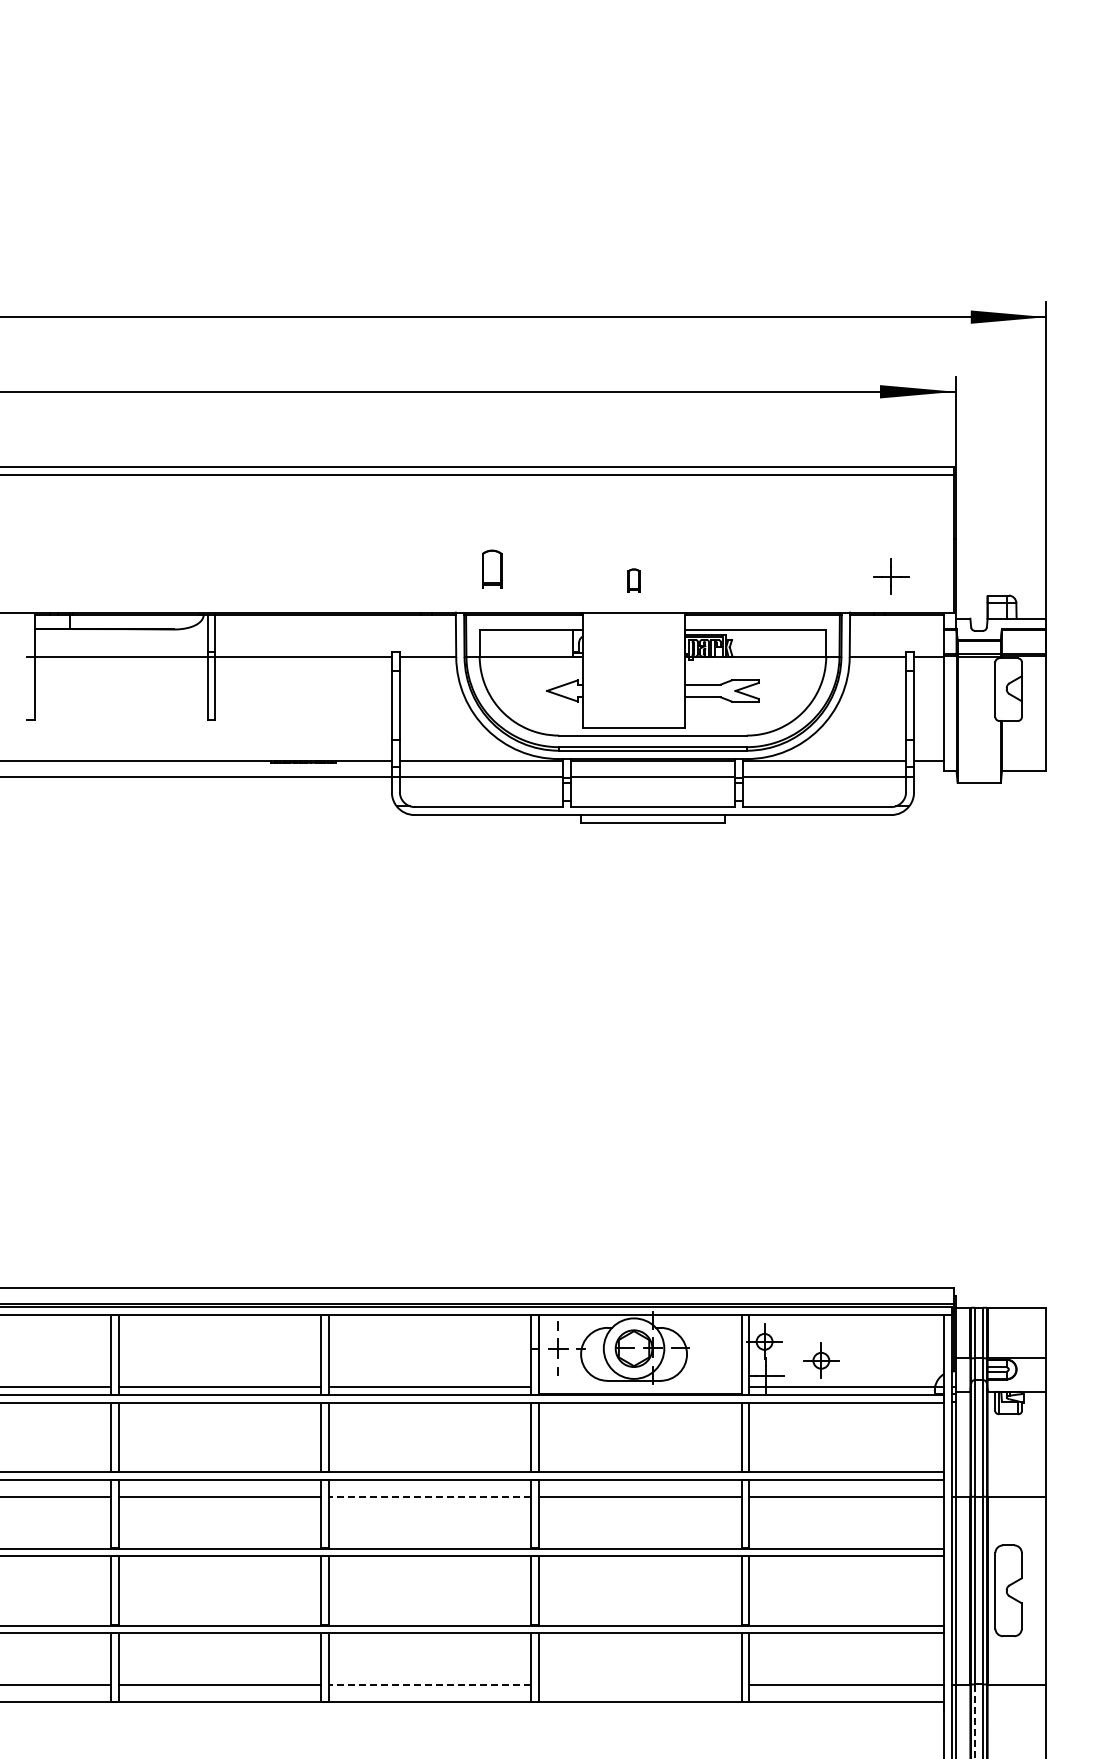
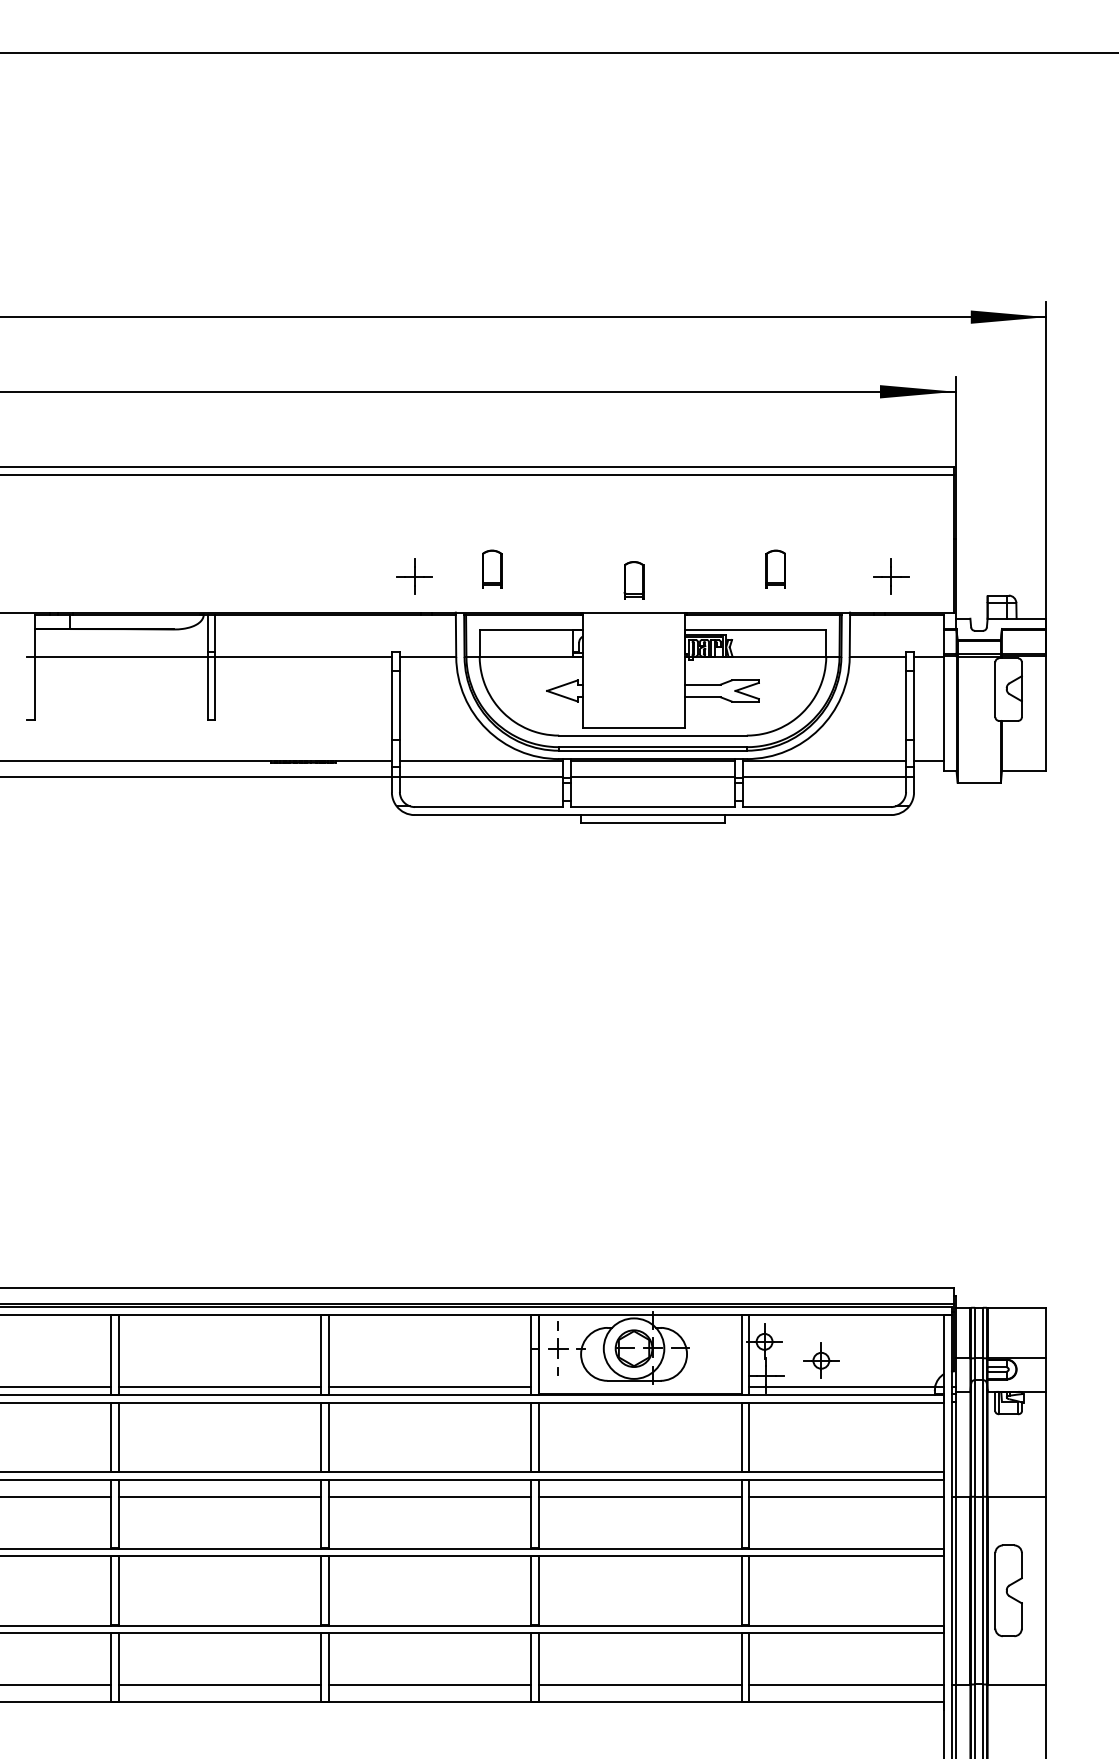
line: none -> present (558, 52)
part: none -> present (775, 568)
part: none -> present (414, 576)
part size: 14x25 px -> 22x39 px (633, 580)
line: dashed -> solid (429, 1496)
line: dashed -> solid (429, 1684)
line: none -> present (640, 1684)
line: dashed -> solid (975, 1721)
